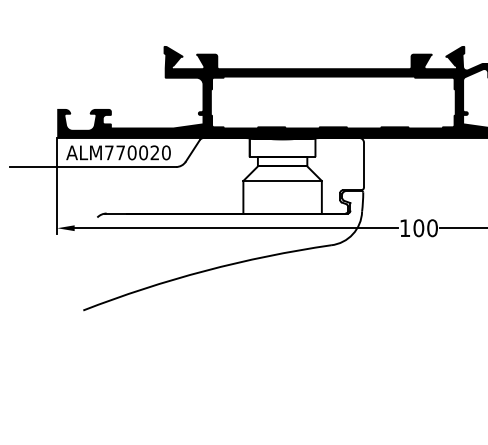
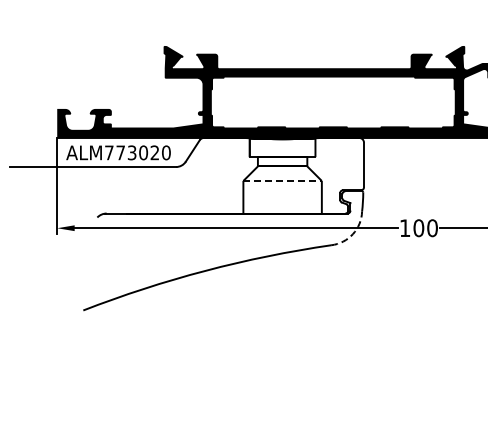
text: ALM770020 -> ALM773020 (131, 152)
line: solid -> dashed (283, 181)
arc: solid -> dashed (352, 234)
